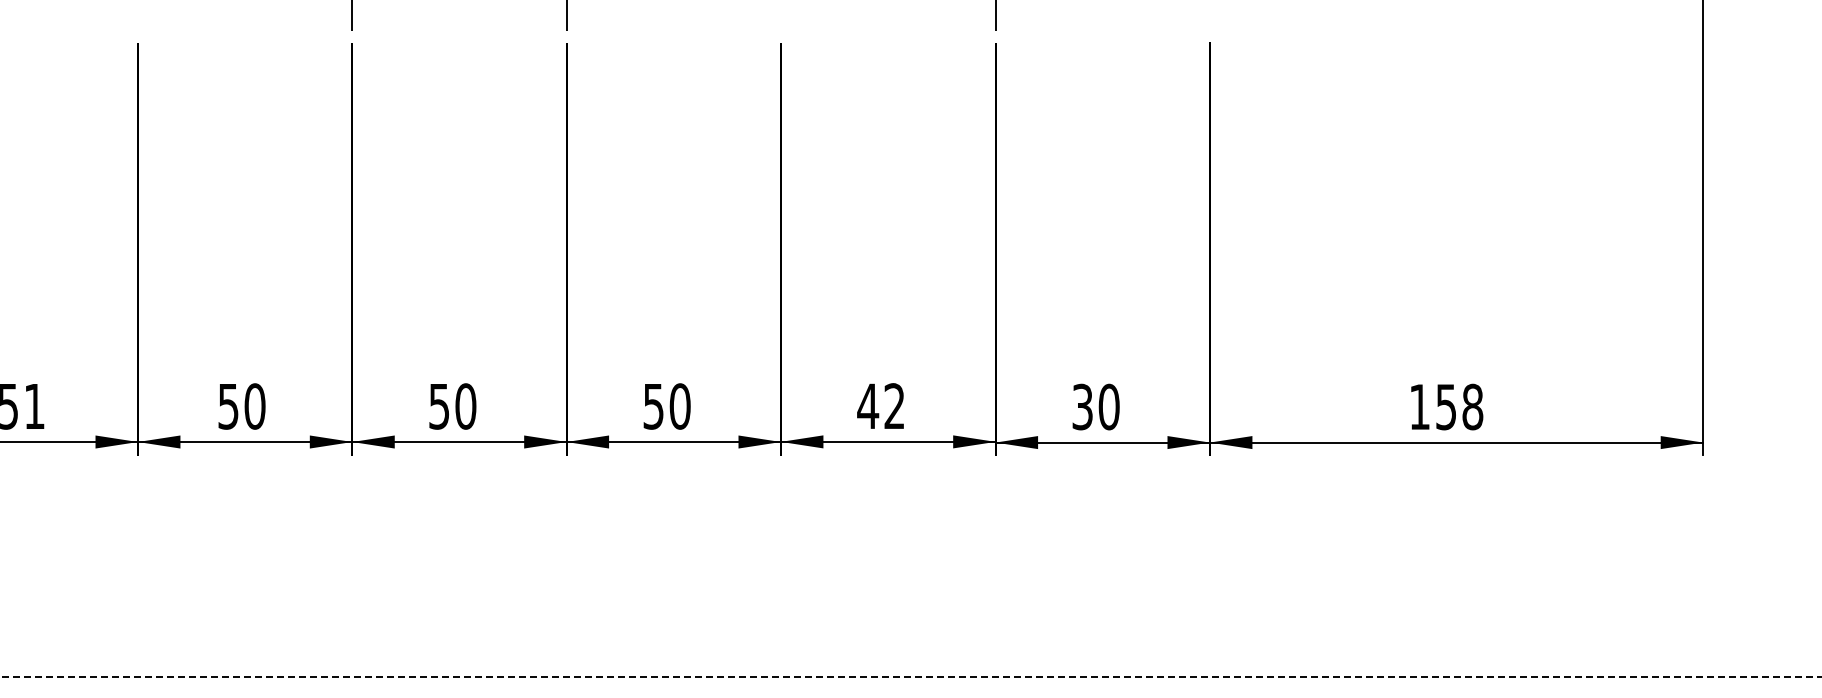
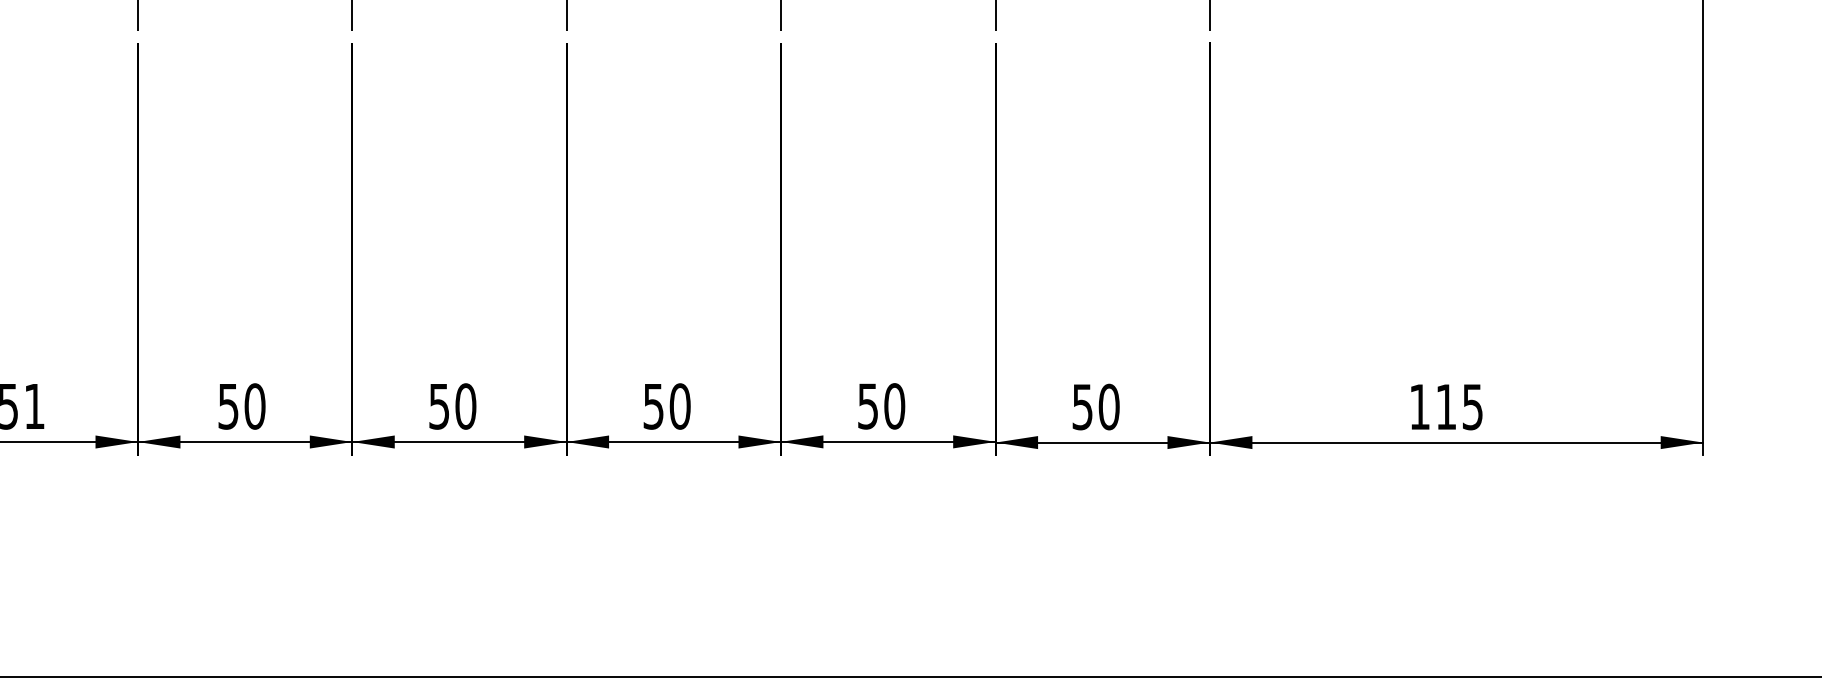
line: none -> present (137, 16)
line: none -> present (780, 16)
line: none -> present (1209, 16)
text: 42 -> 50 (881, 406)
text: 30 -> 50 (1082, 406)
text: 158 -> 115 (1459, 406)
line: dashed -> solid (910, 676)
